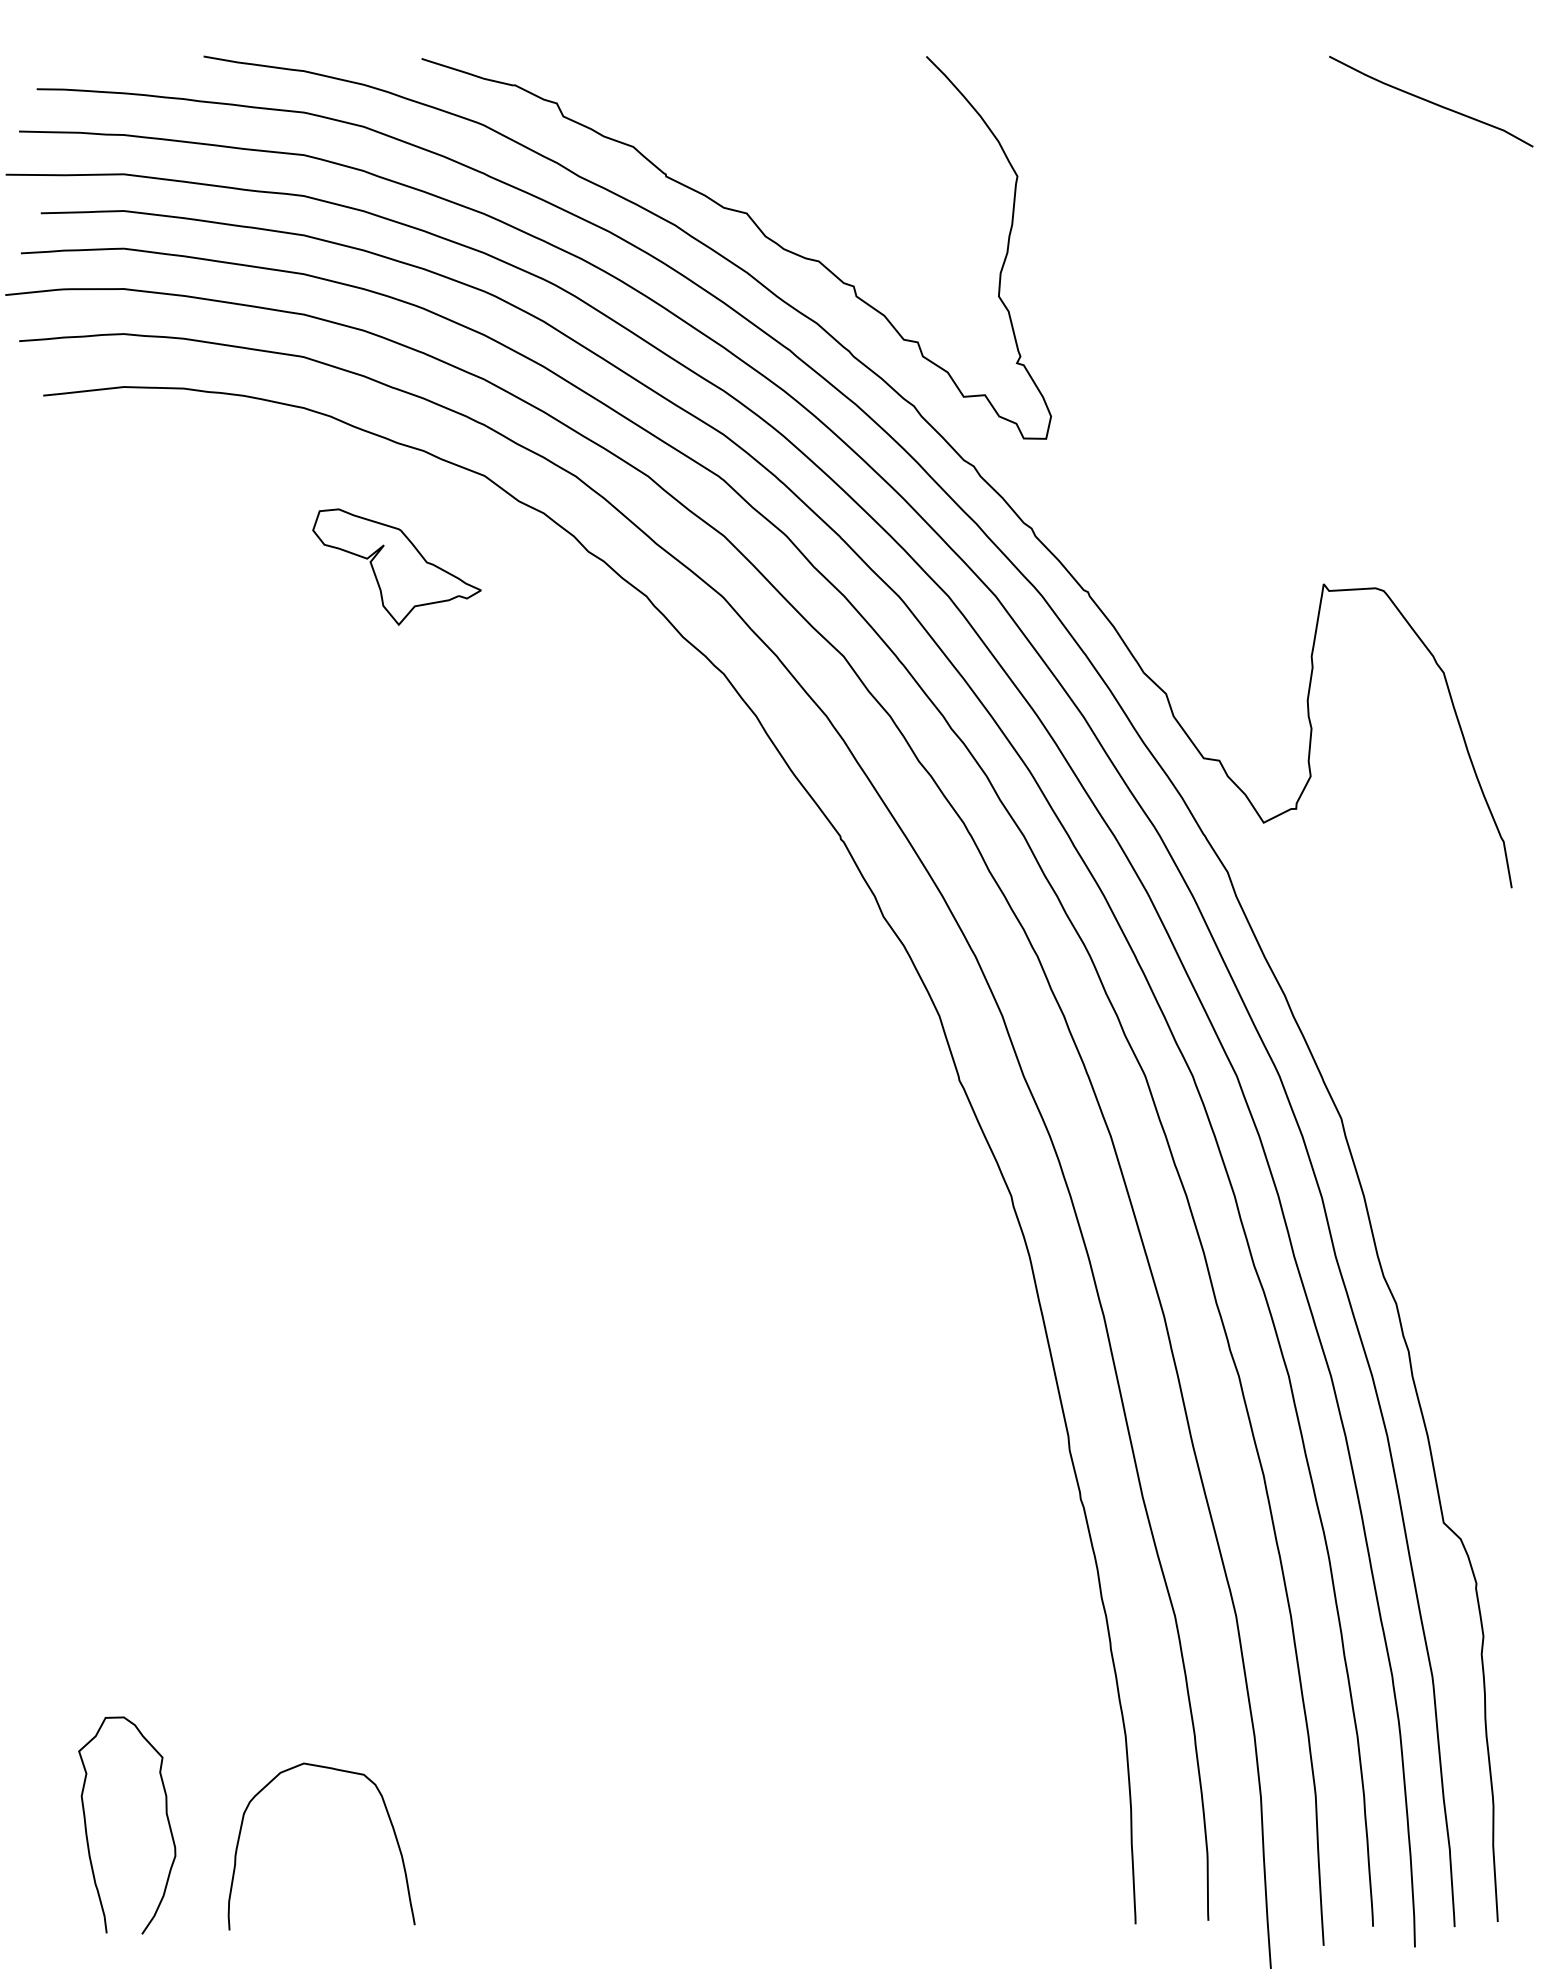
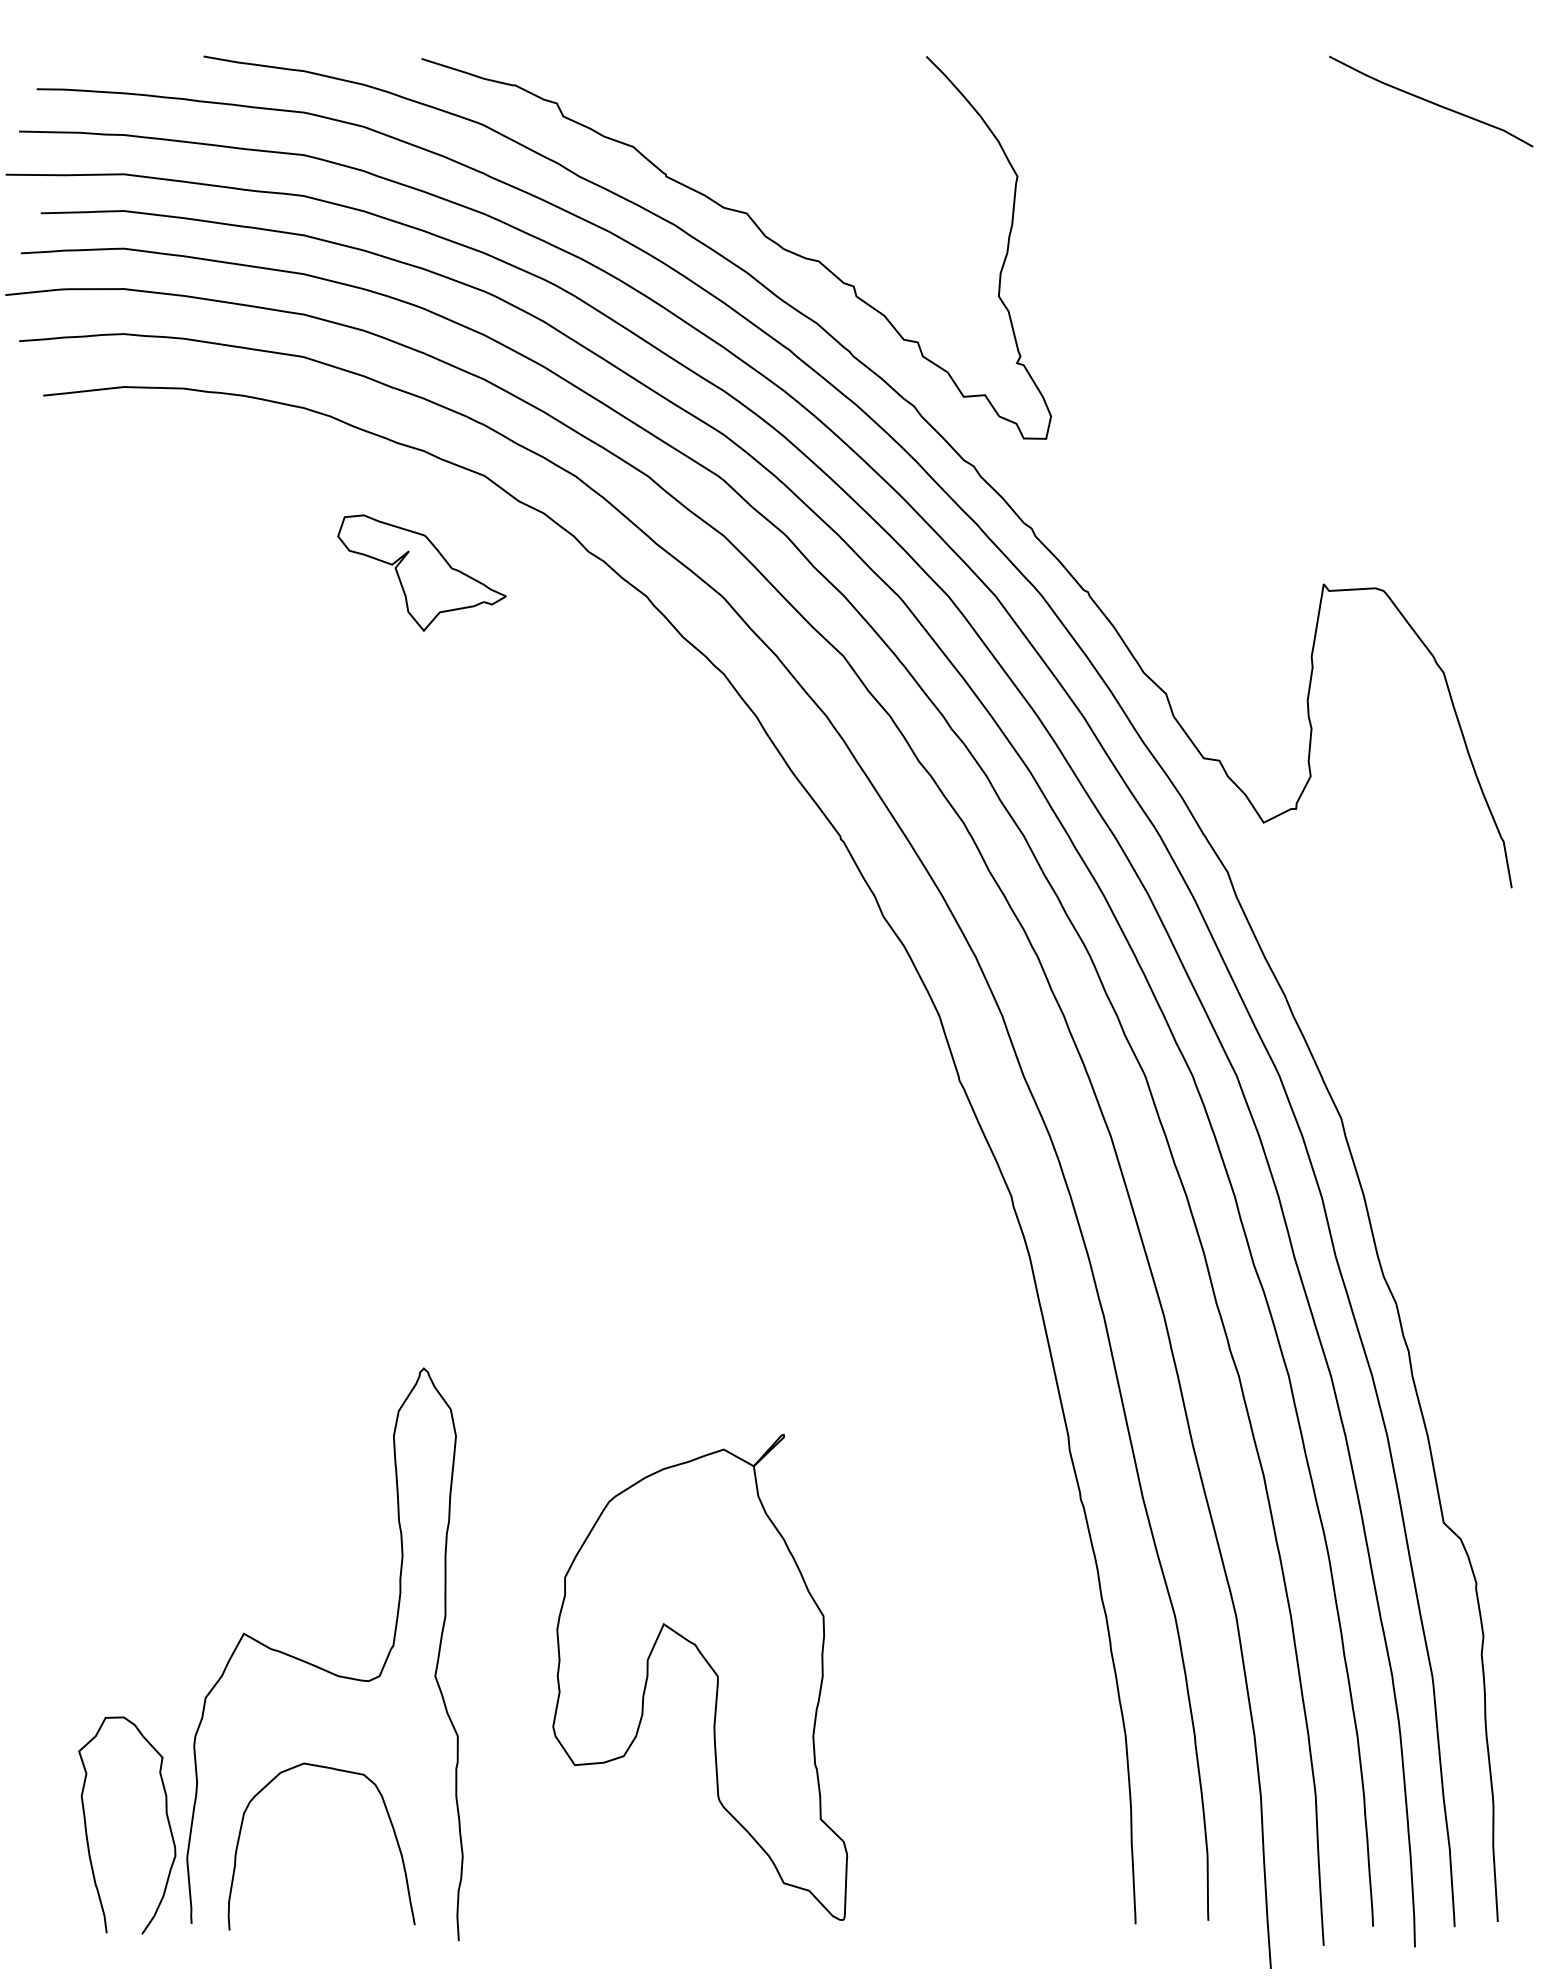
part position: (396, 566) -> (421, 572) (421, 572)
curve: none -> present (319, 1666)
part: none -> present (710, 1668)
